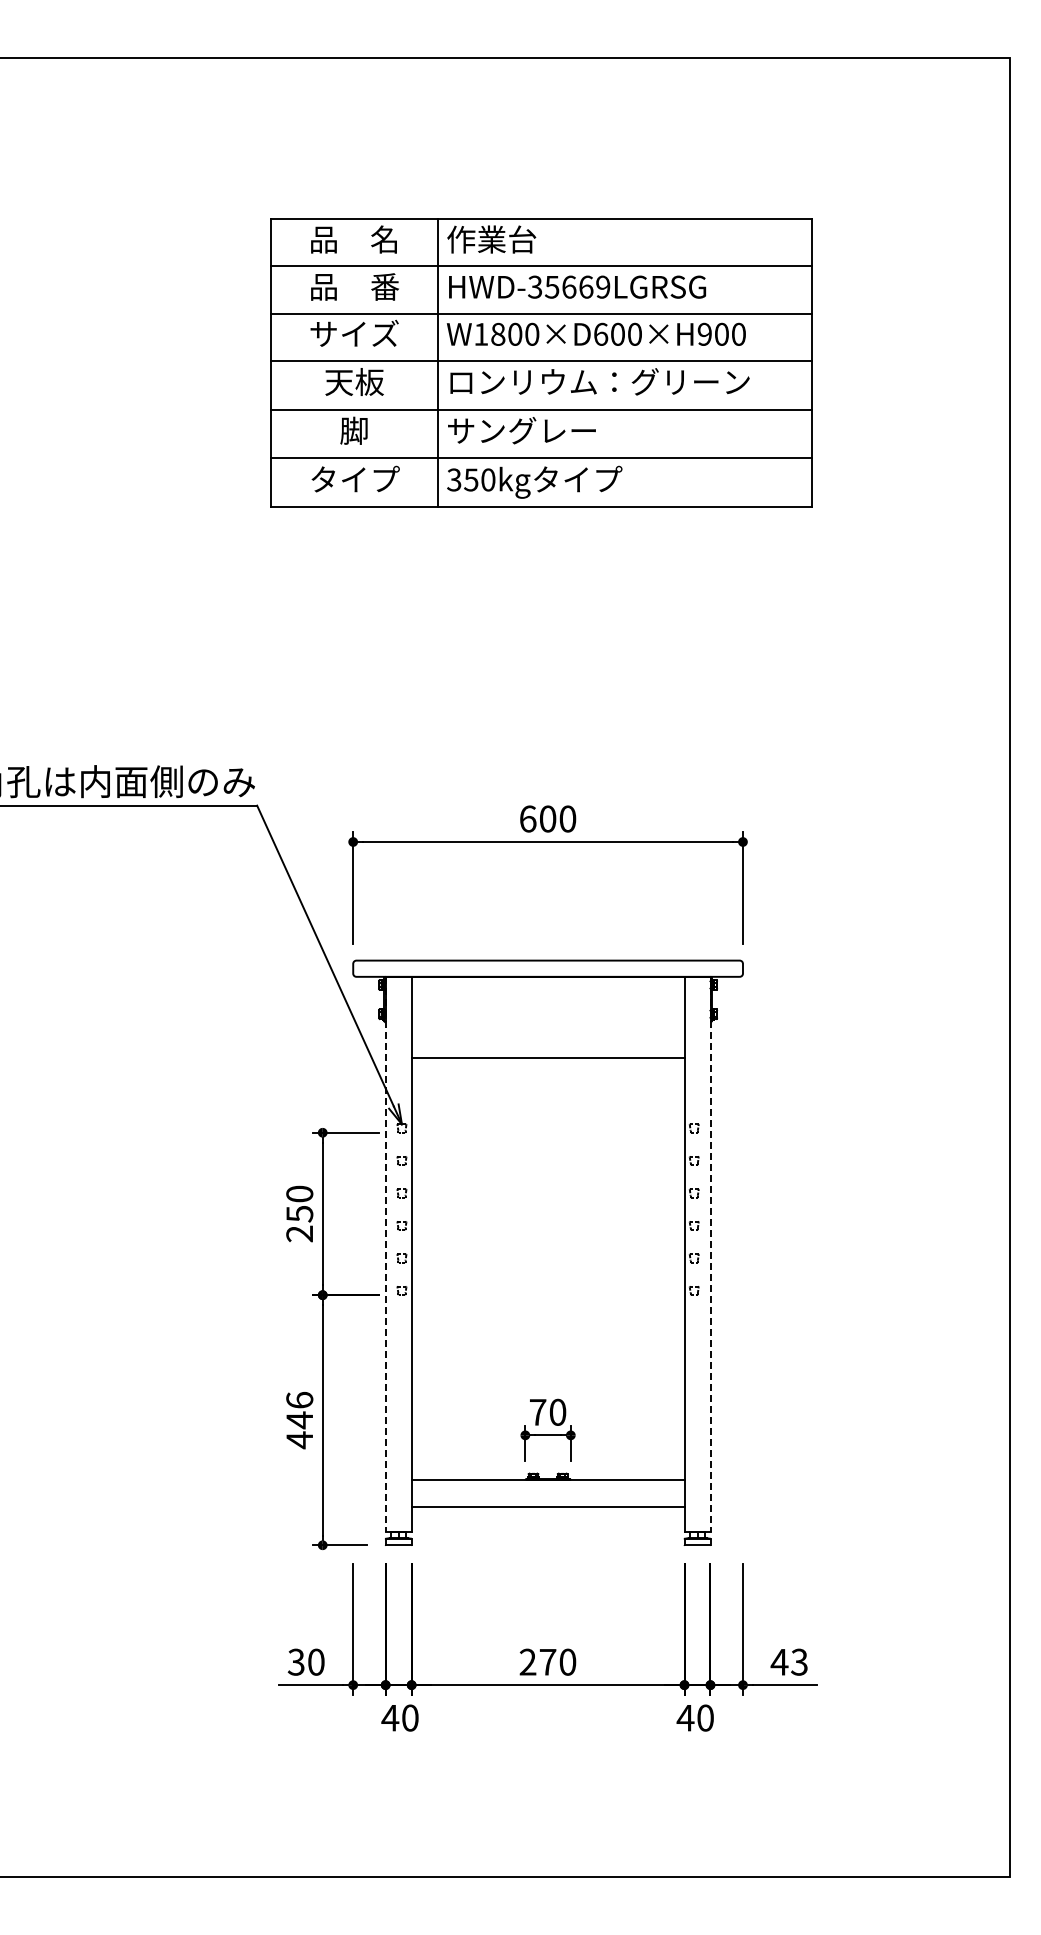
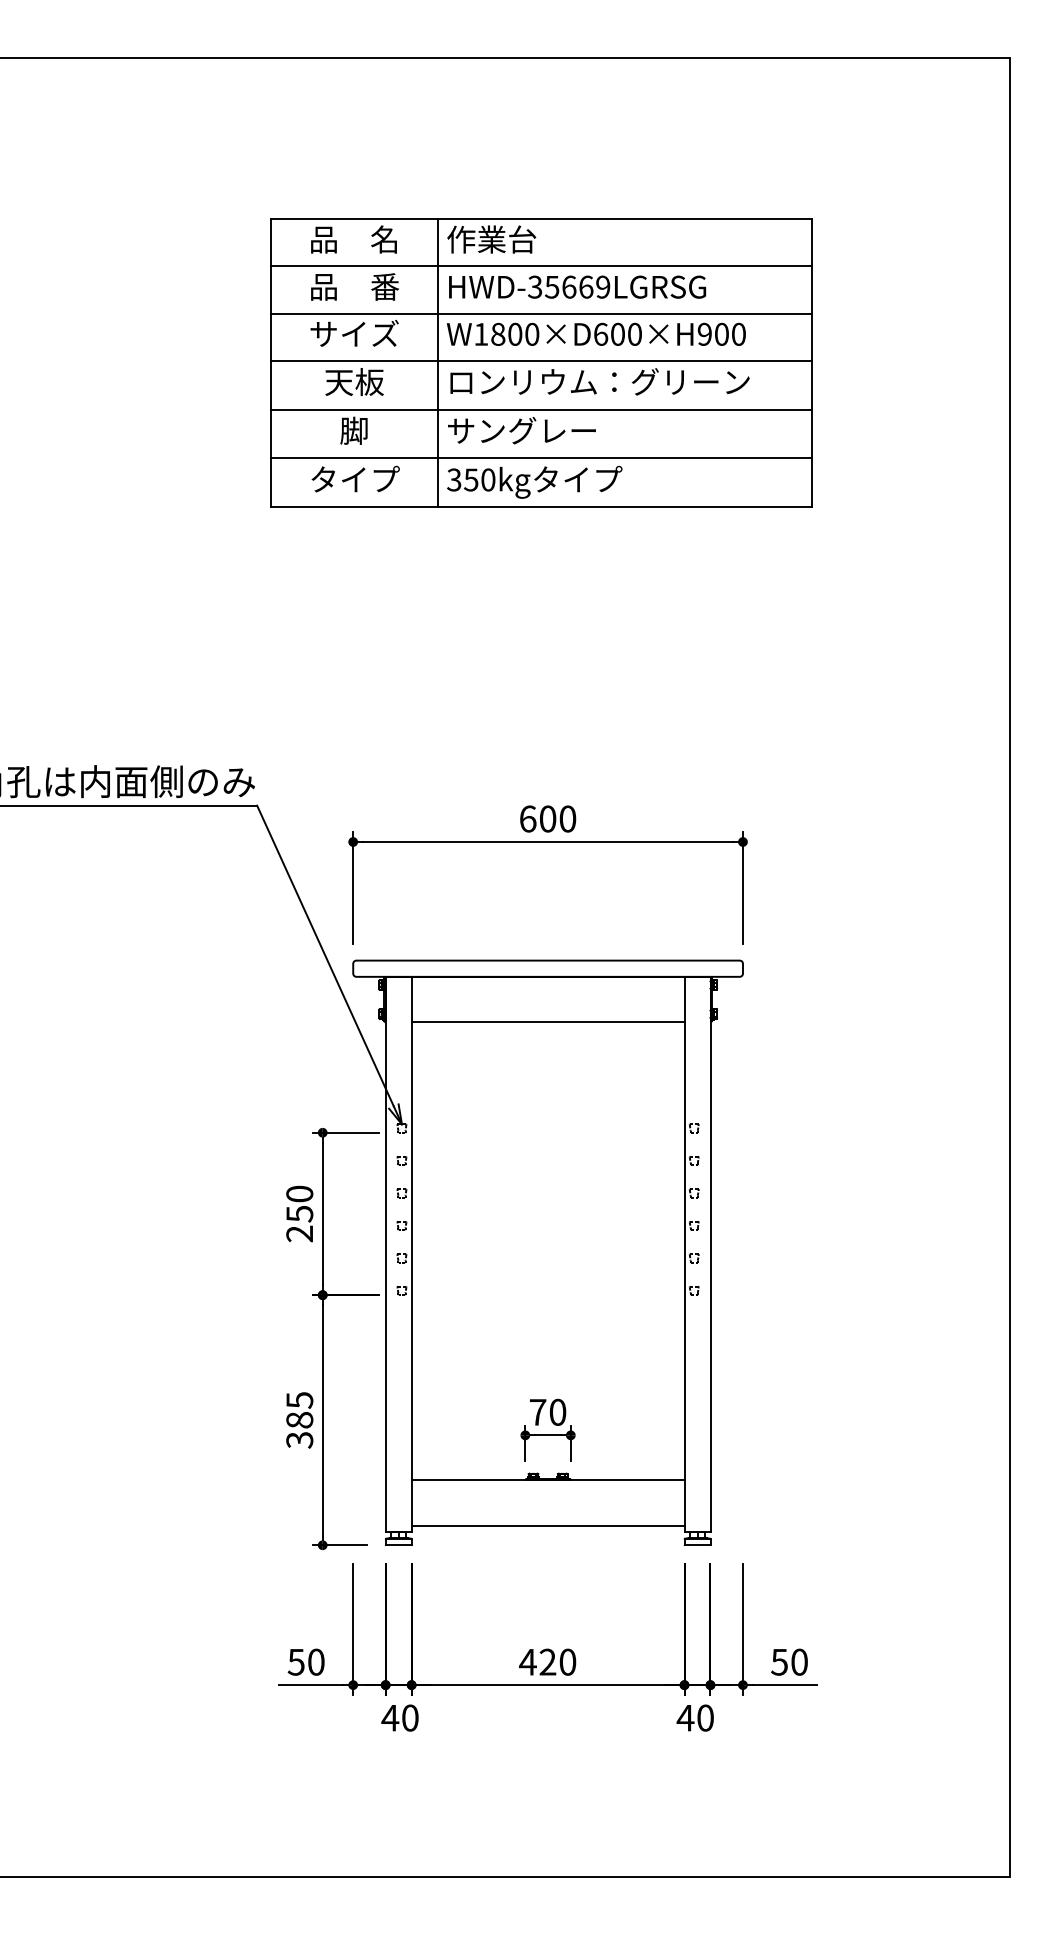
line position: (547, 1058) -> (547, 1022) (547, 1022)
line: dashed -> solid (385, 1254)
line: dashed -> solid (710, 1254)
text: 446 -> 385 (299, 1420)
line position: (547, 1506) -> (547, 1525) (547, 1525)
text: 30 -> 50 (296, 1661)
text: 270 -> 420 (537, 1661)
text: 43 -> 50 (788, 1661)
